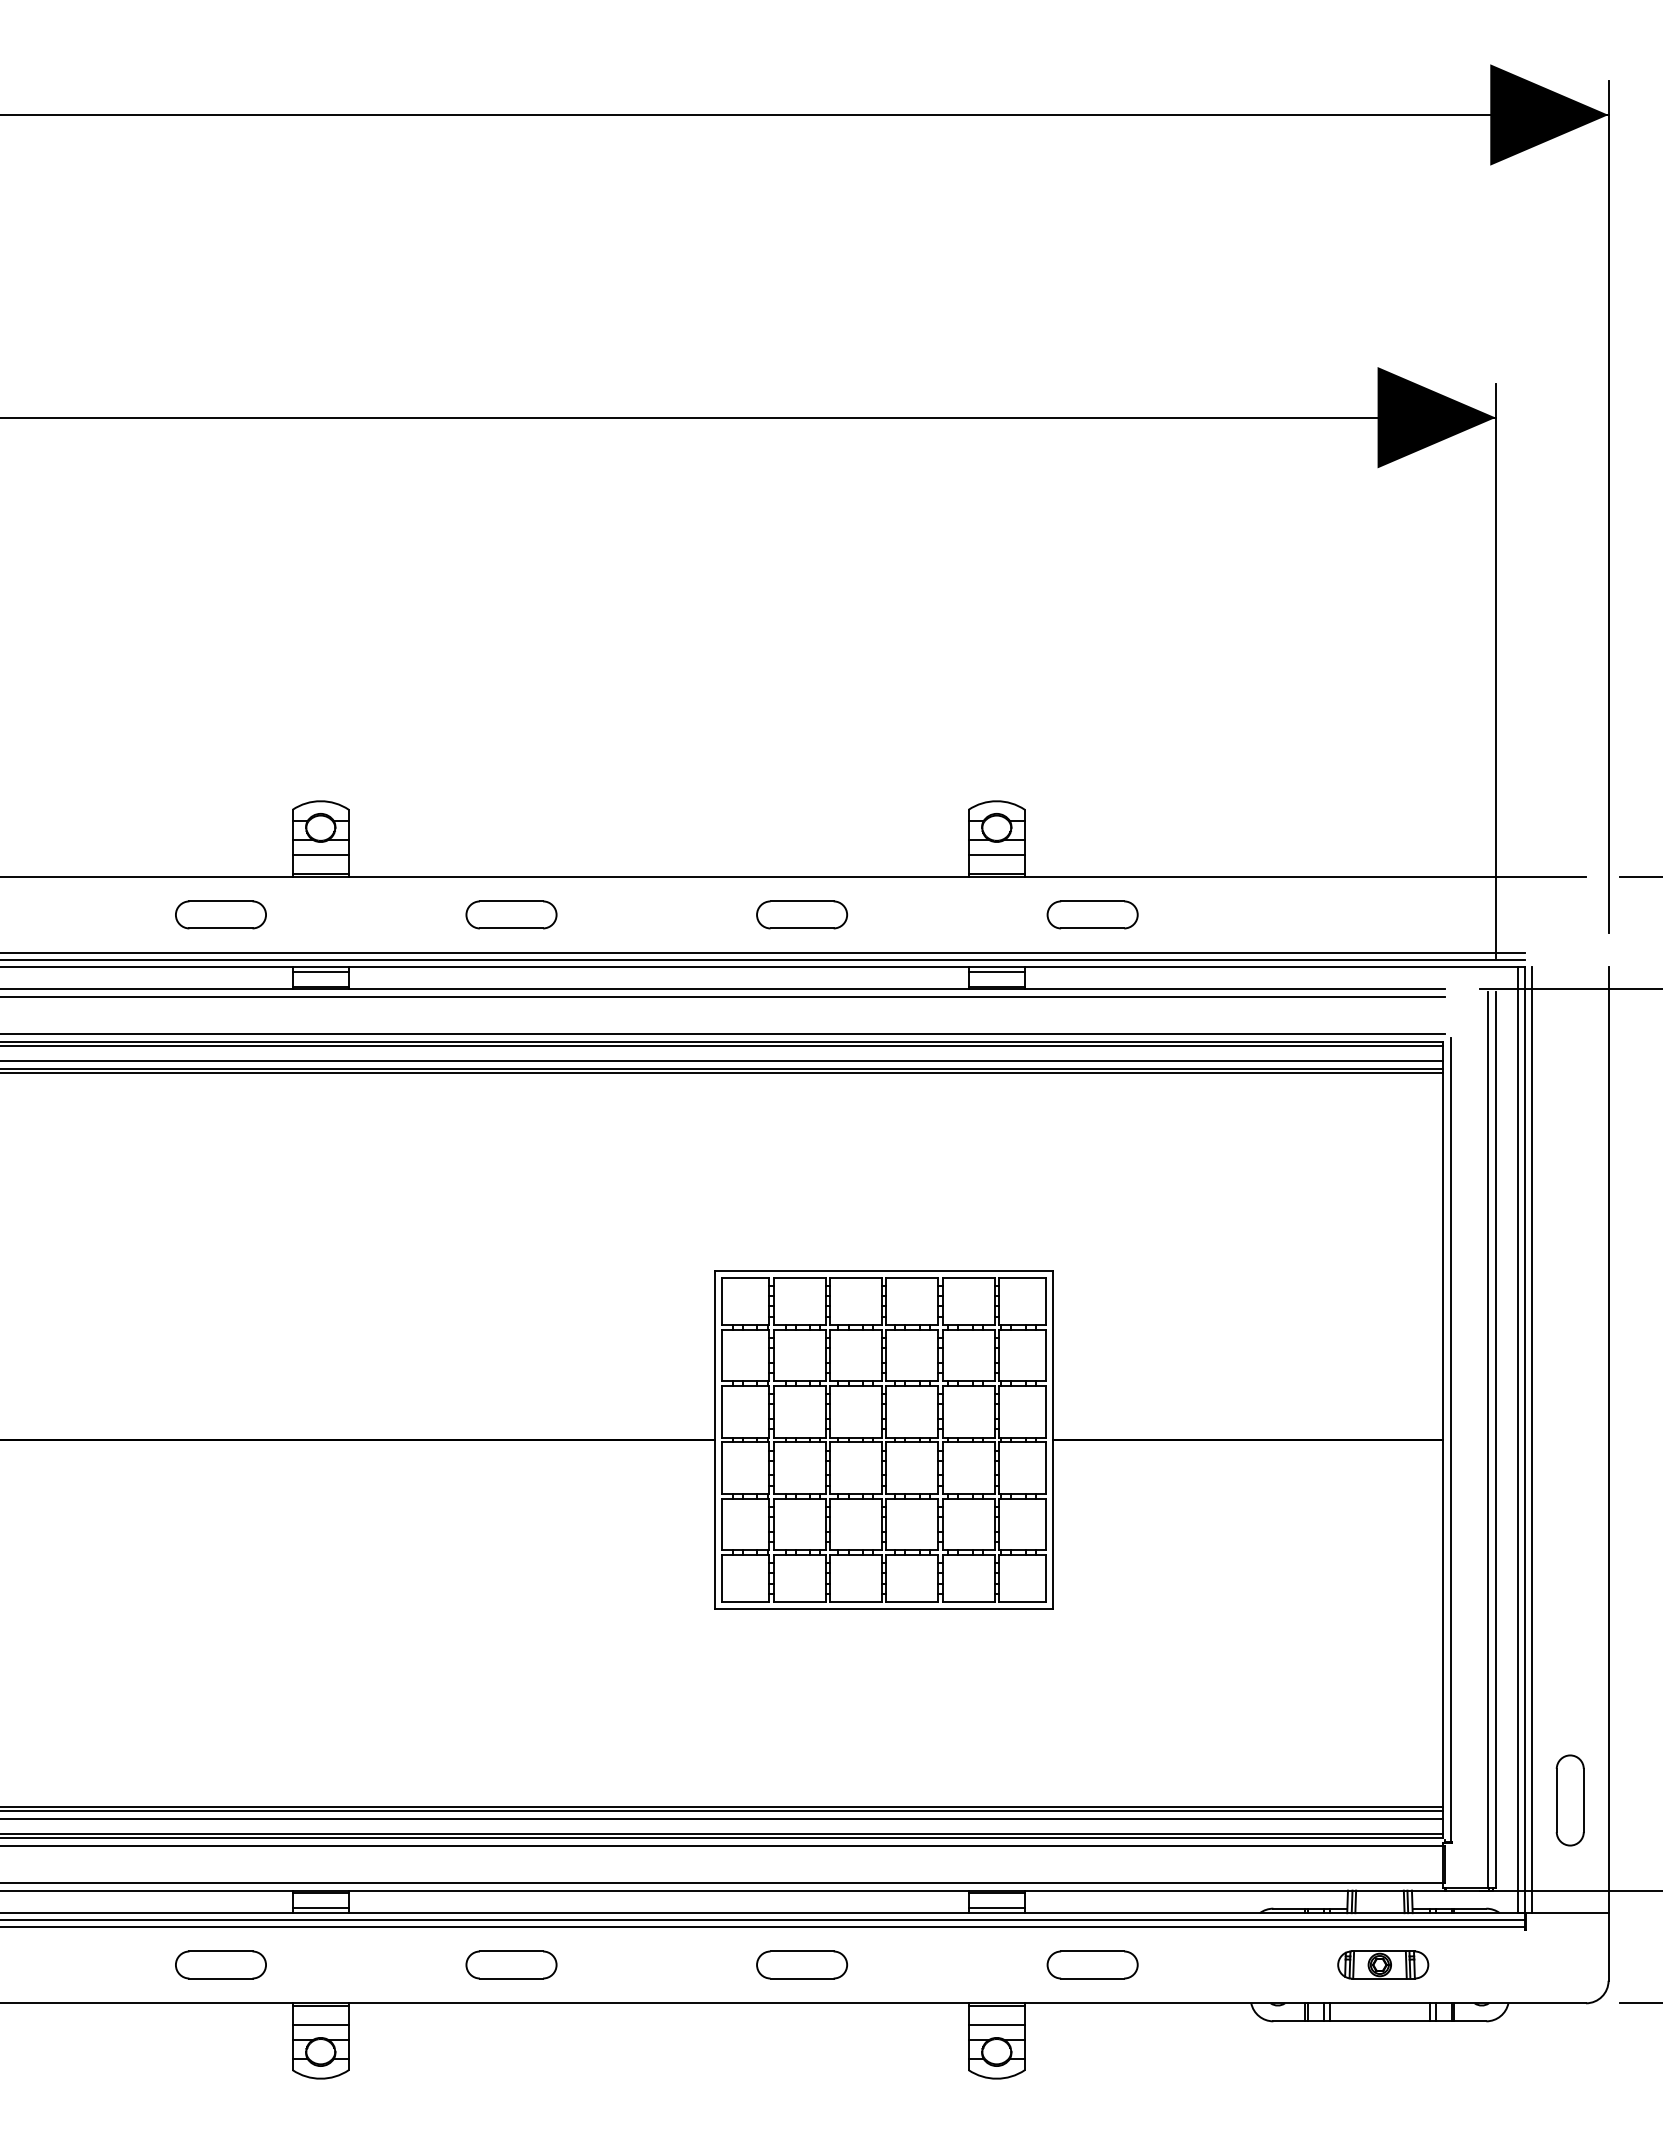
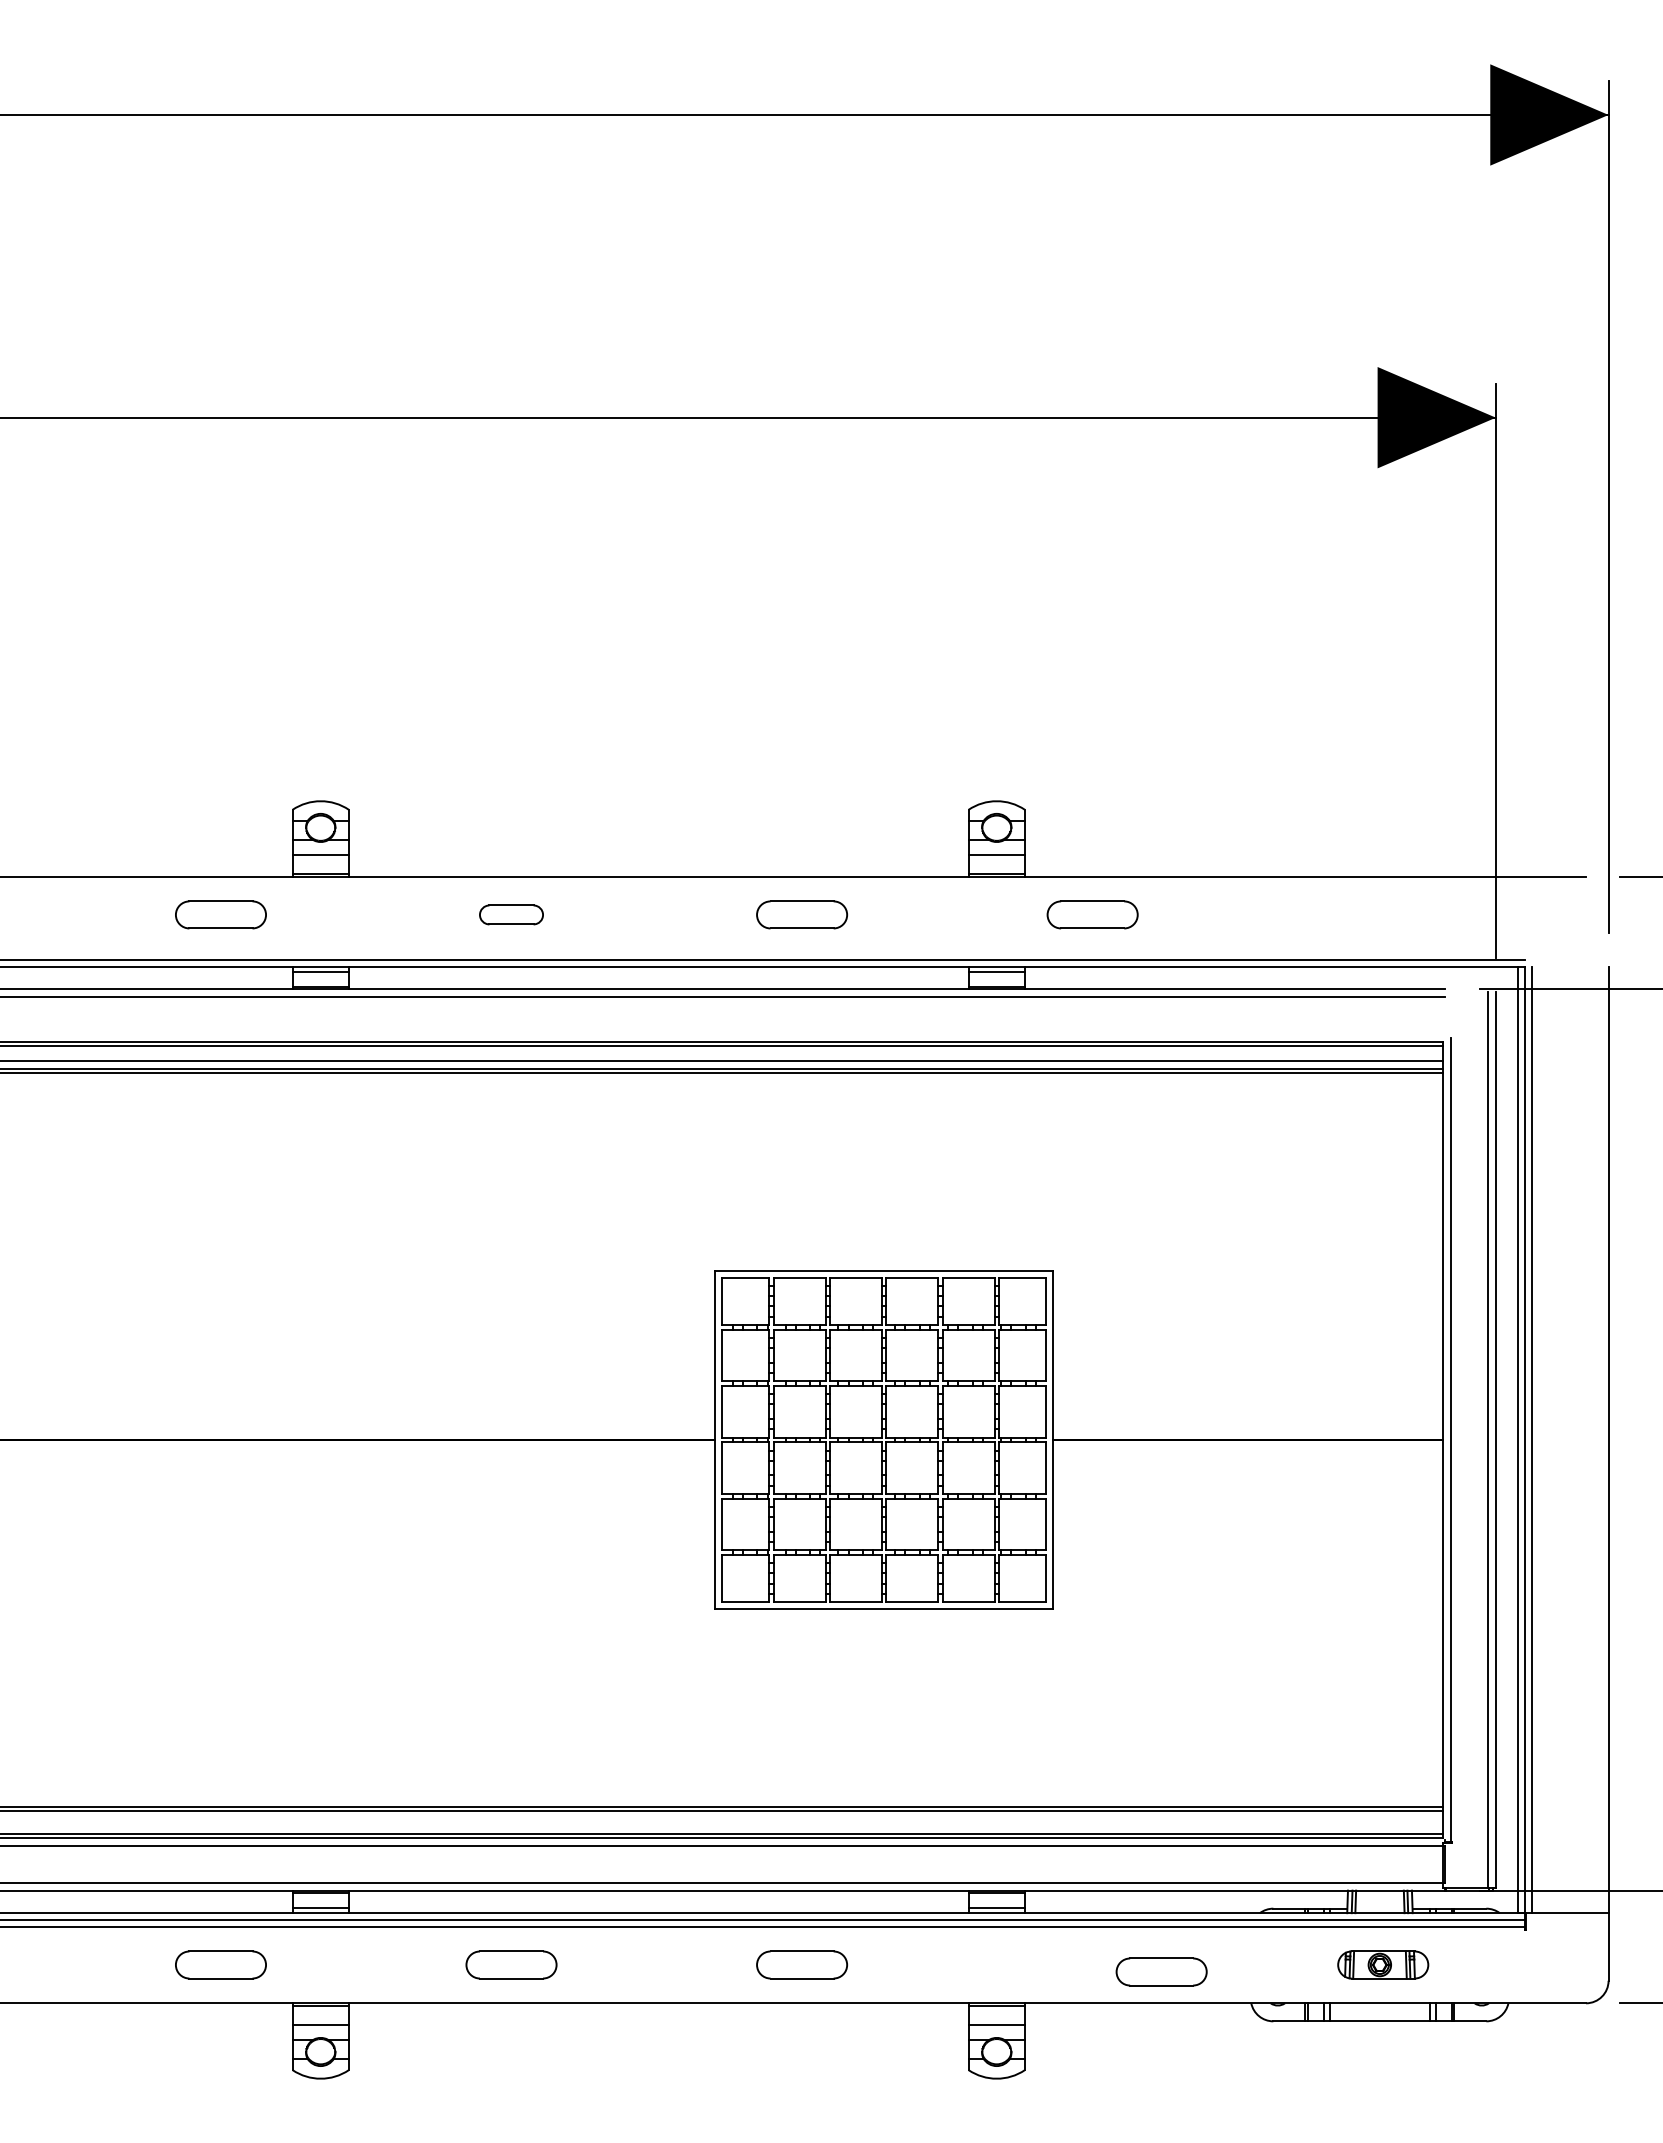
part size: 93x30 px -> 65x22 px (511, 914)
line: present -> none (763, 953)
line: present -> none (723, 1034)
part: present -> none (1569, 1800)
line: present -> none (722, 1818)
part position: (1092, 1964) -> (1161, 1971) (1161, 1971)
